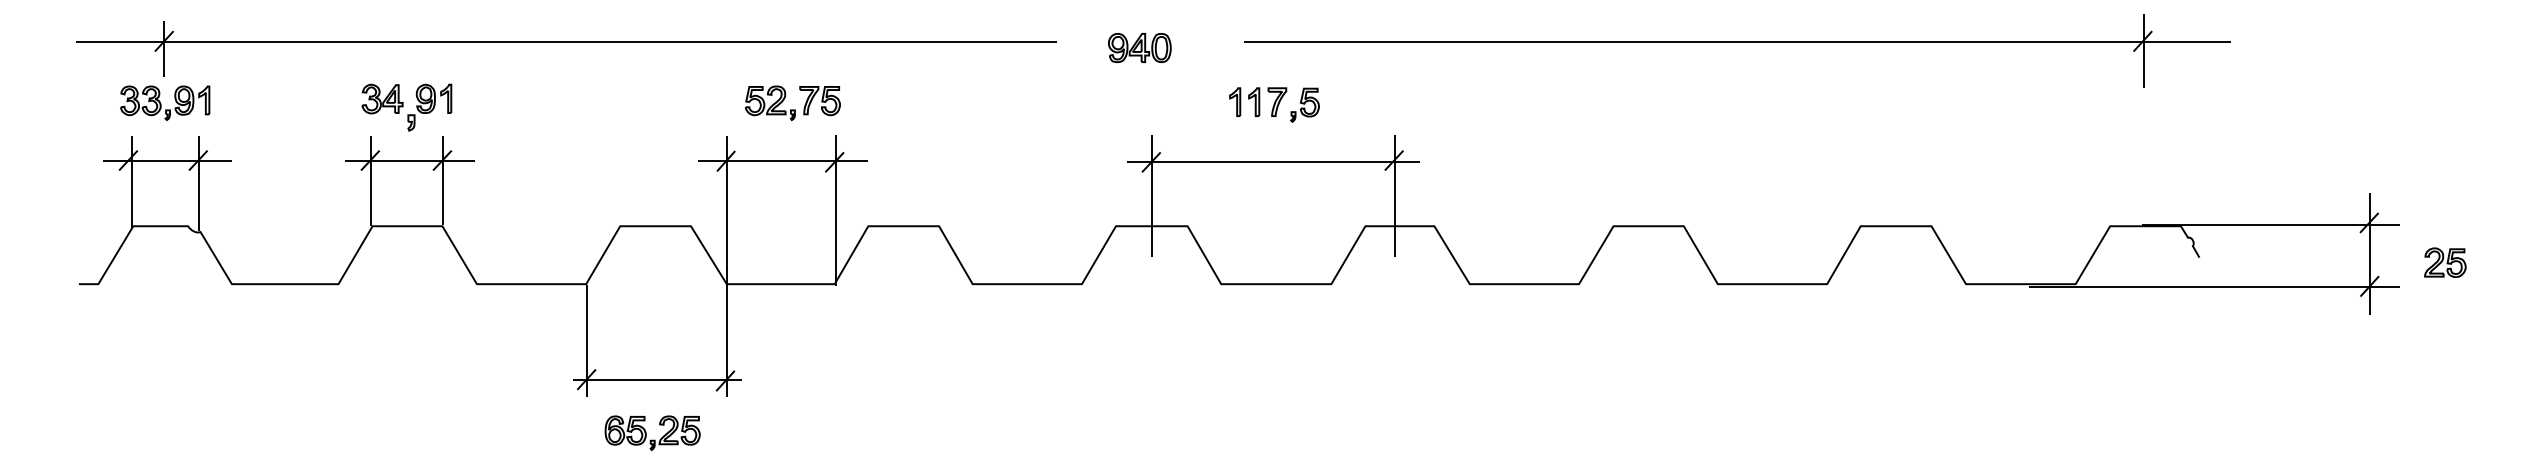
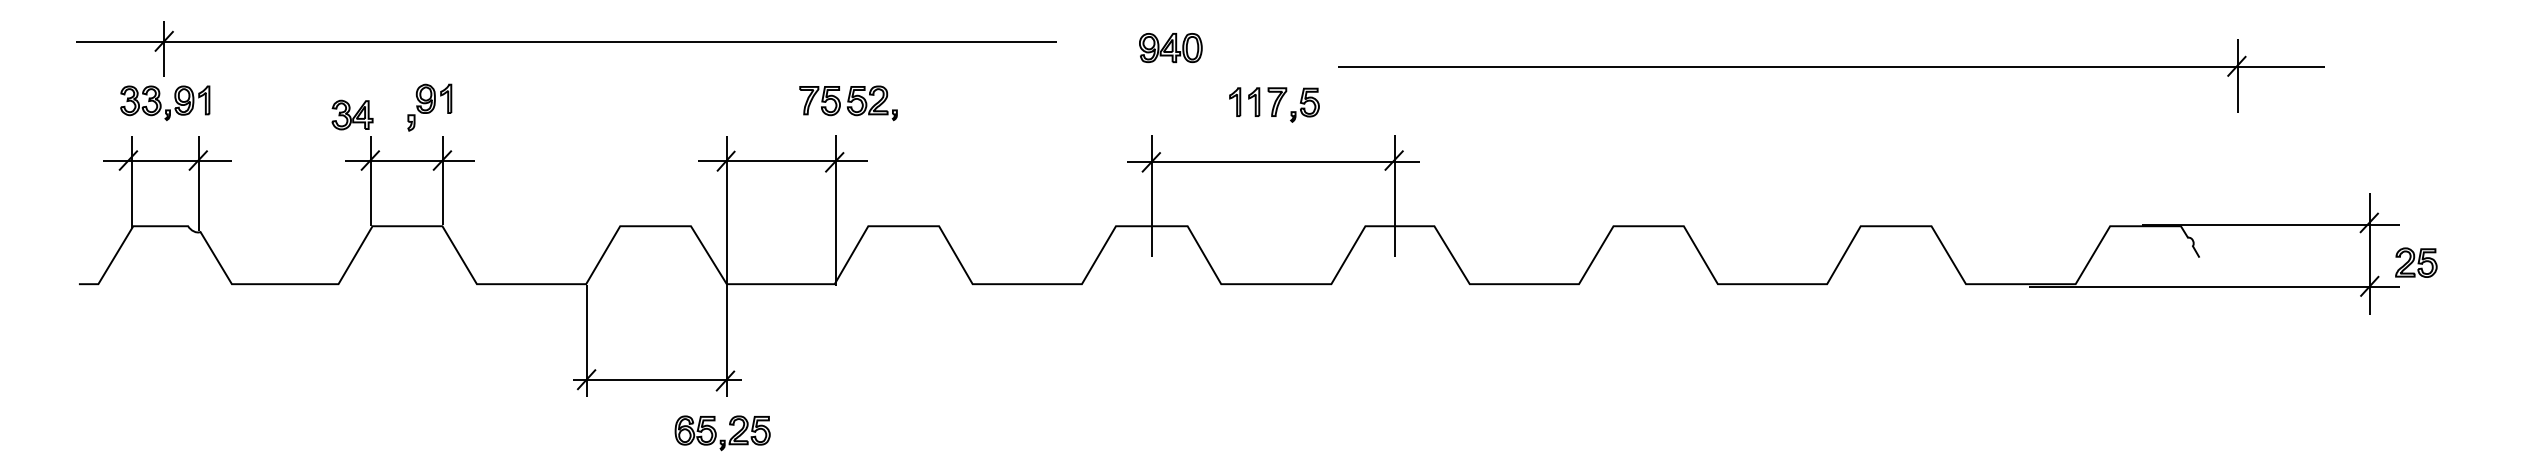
part position: (1737, 42) -> (1831, 67) (1831, 67)
part position: (1139, 48) -> (1170, 48) (1170, 48)
part position: (382, 98) -> (352, 114) (352, 114)
part position: (770, 103) -> (872, 103) (872, 103)
part position: (2445, 262) -> (2416, 262) (2416, 262)
part position: (652, 433) -> (722, 433) (722, 433)
